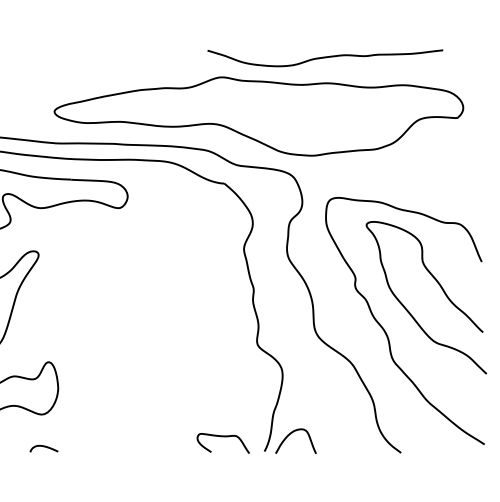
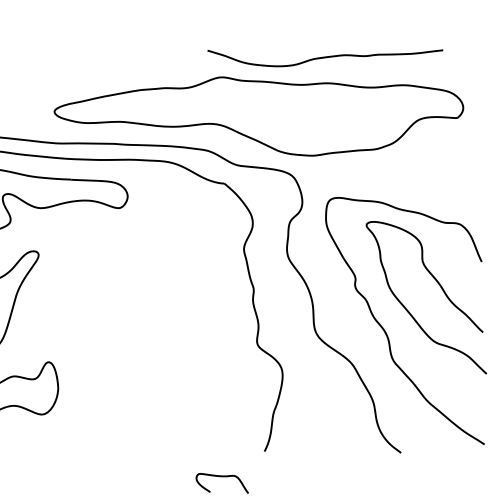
curve: present -> none (292, 433)
curve position: (222, 437) -> (221, 477) (221, 477)
curve: present -> none (43, 447)
